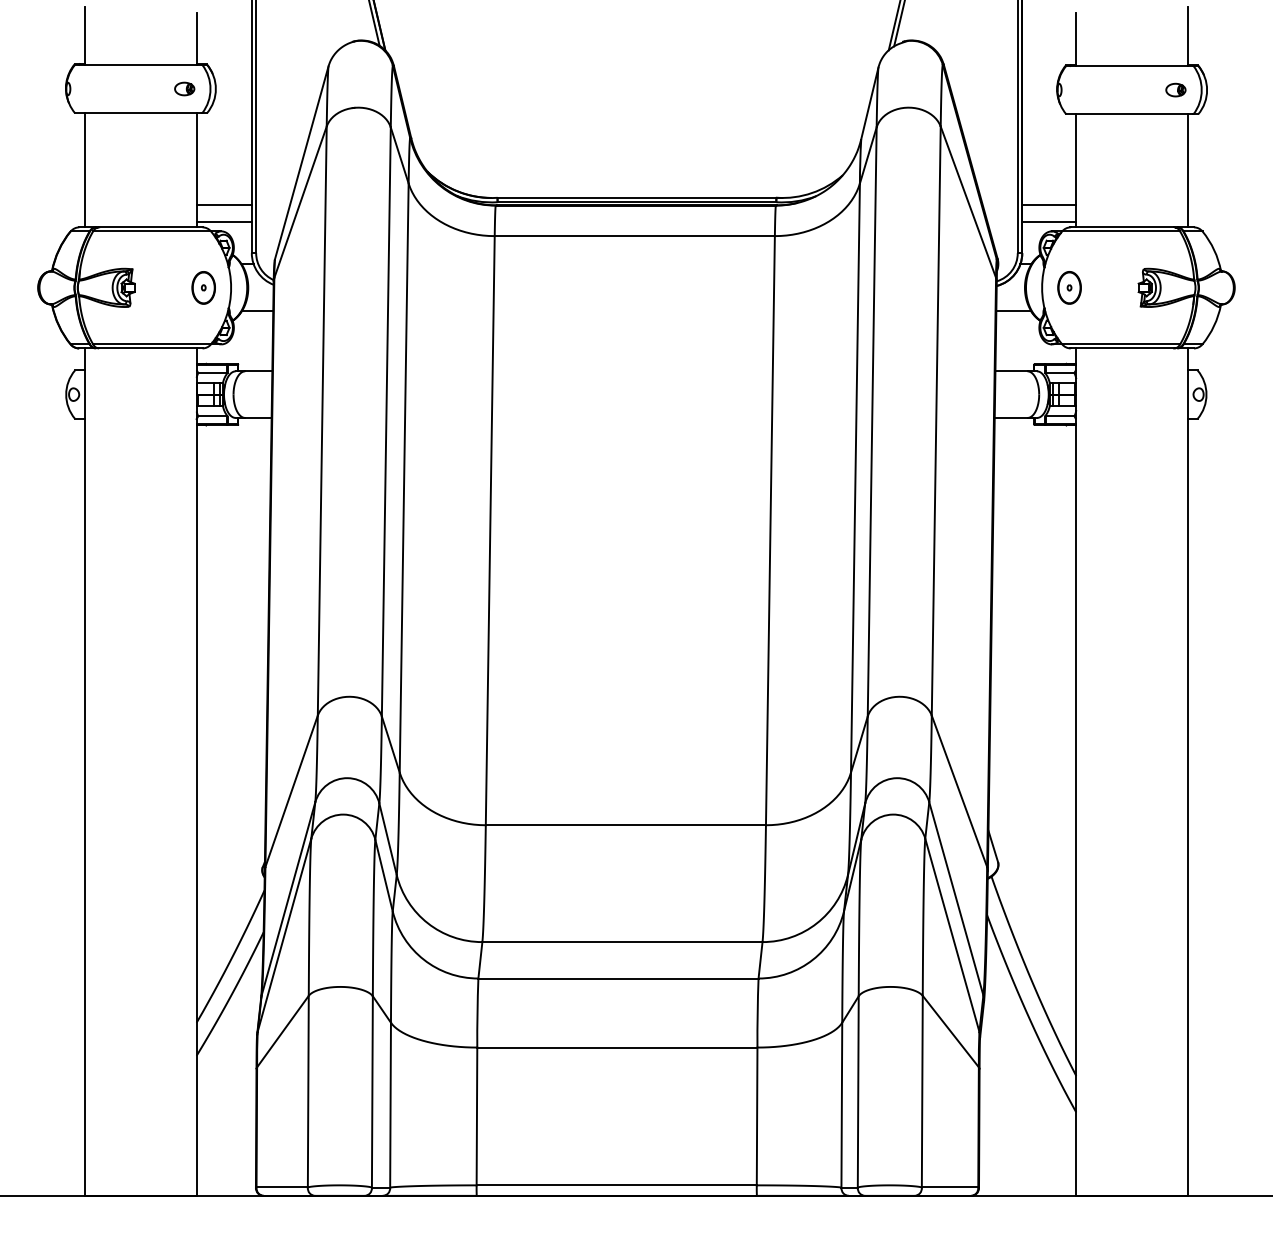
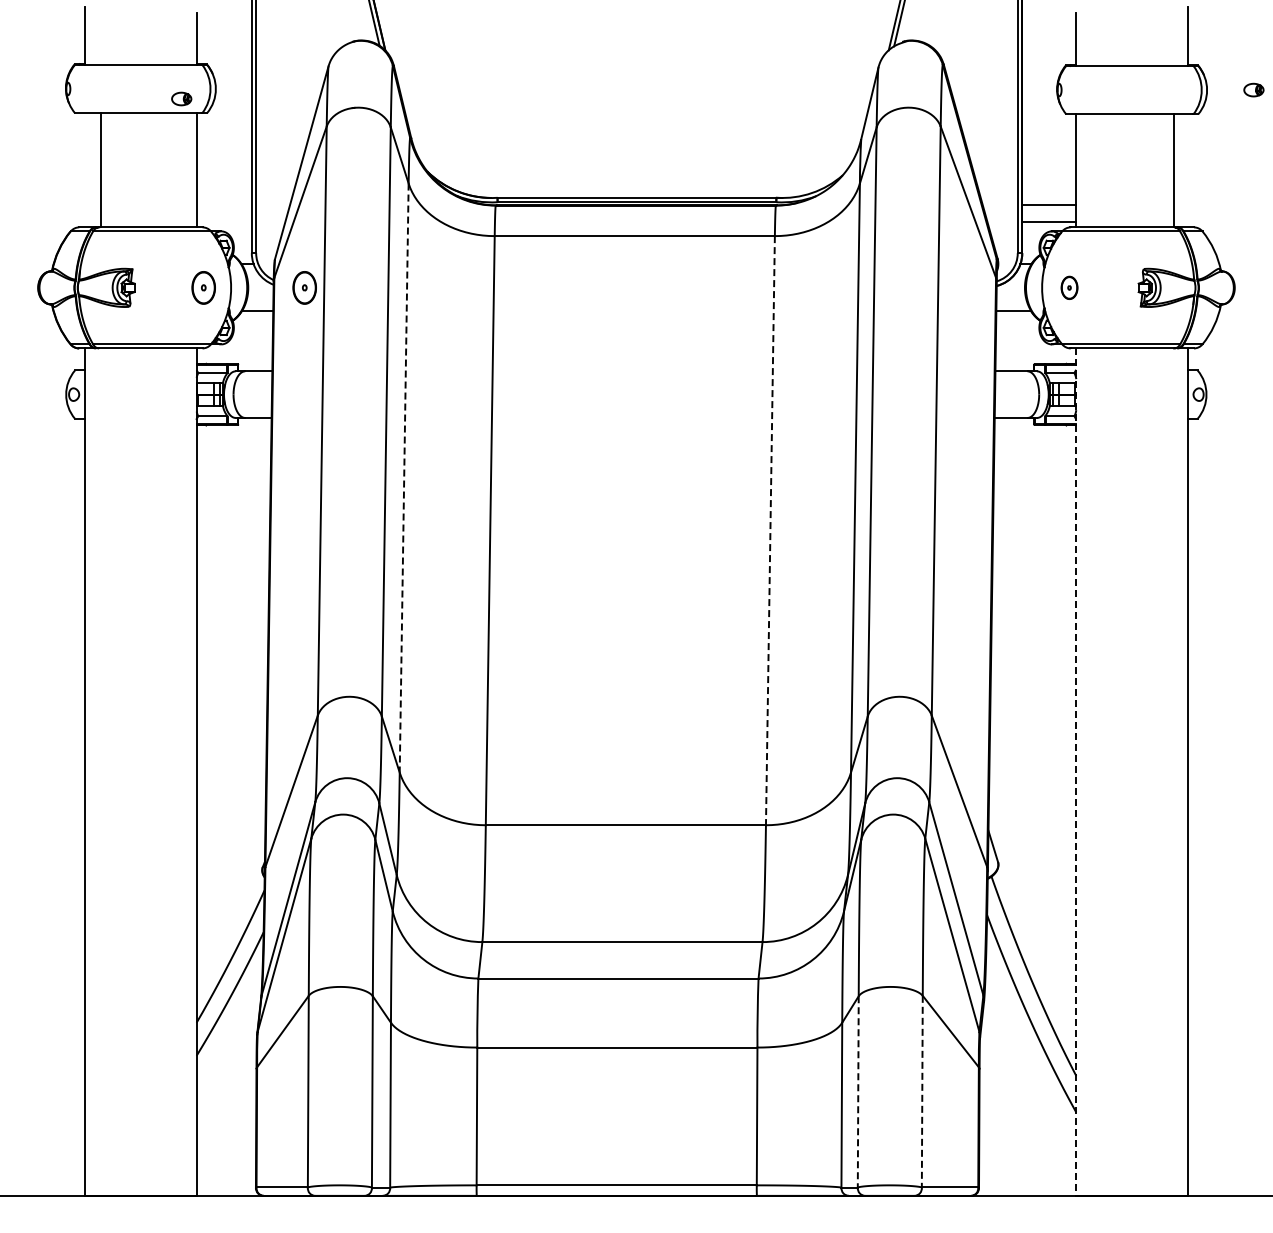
part position: (184, 88) -> (181, 98) (181, 98)
part position: (1175, 89) -> (1253, 89) (1253, 89)
line position: (84, 170) -> (100, 170) (100, 170)
line position: (1188, 170) -> (1174, 170) (1174, 170)
line: present -> none (223, 205)
line: present -> none (223, 221)
part: none -> present (304, 287)
part size: 25x34 px -> 19x25 px (1069, 287)
line: solid -> dashed (404, 478)
line: solid -> dashed (770, 530)
line: solid -> dashed (1076, 772)
line: solid -> dashed (858, 1091)
line: solid -> dashed (922, 1091)
